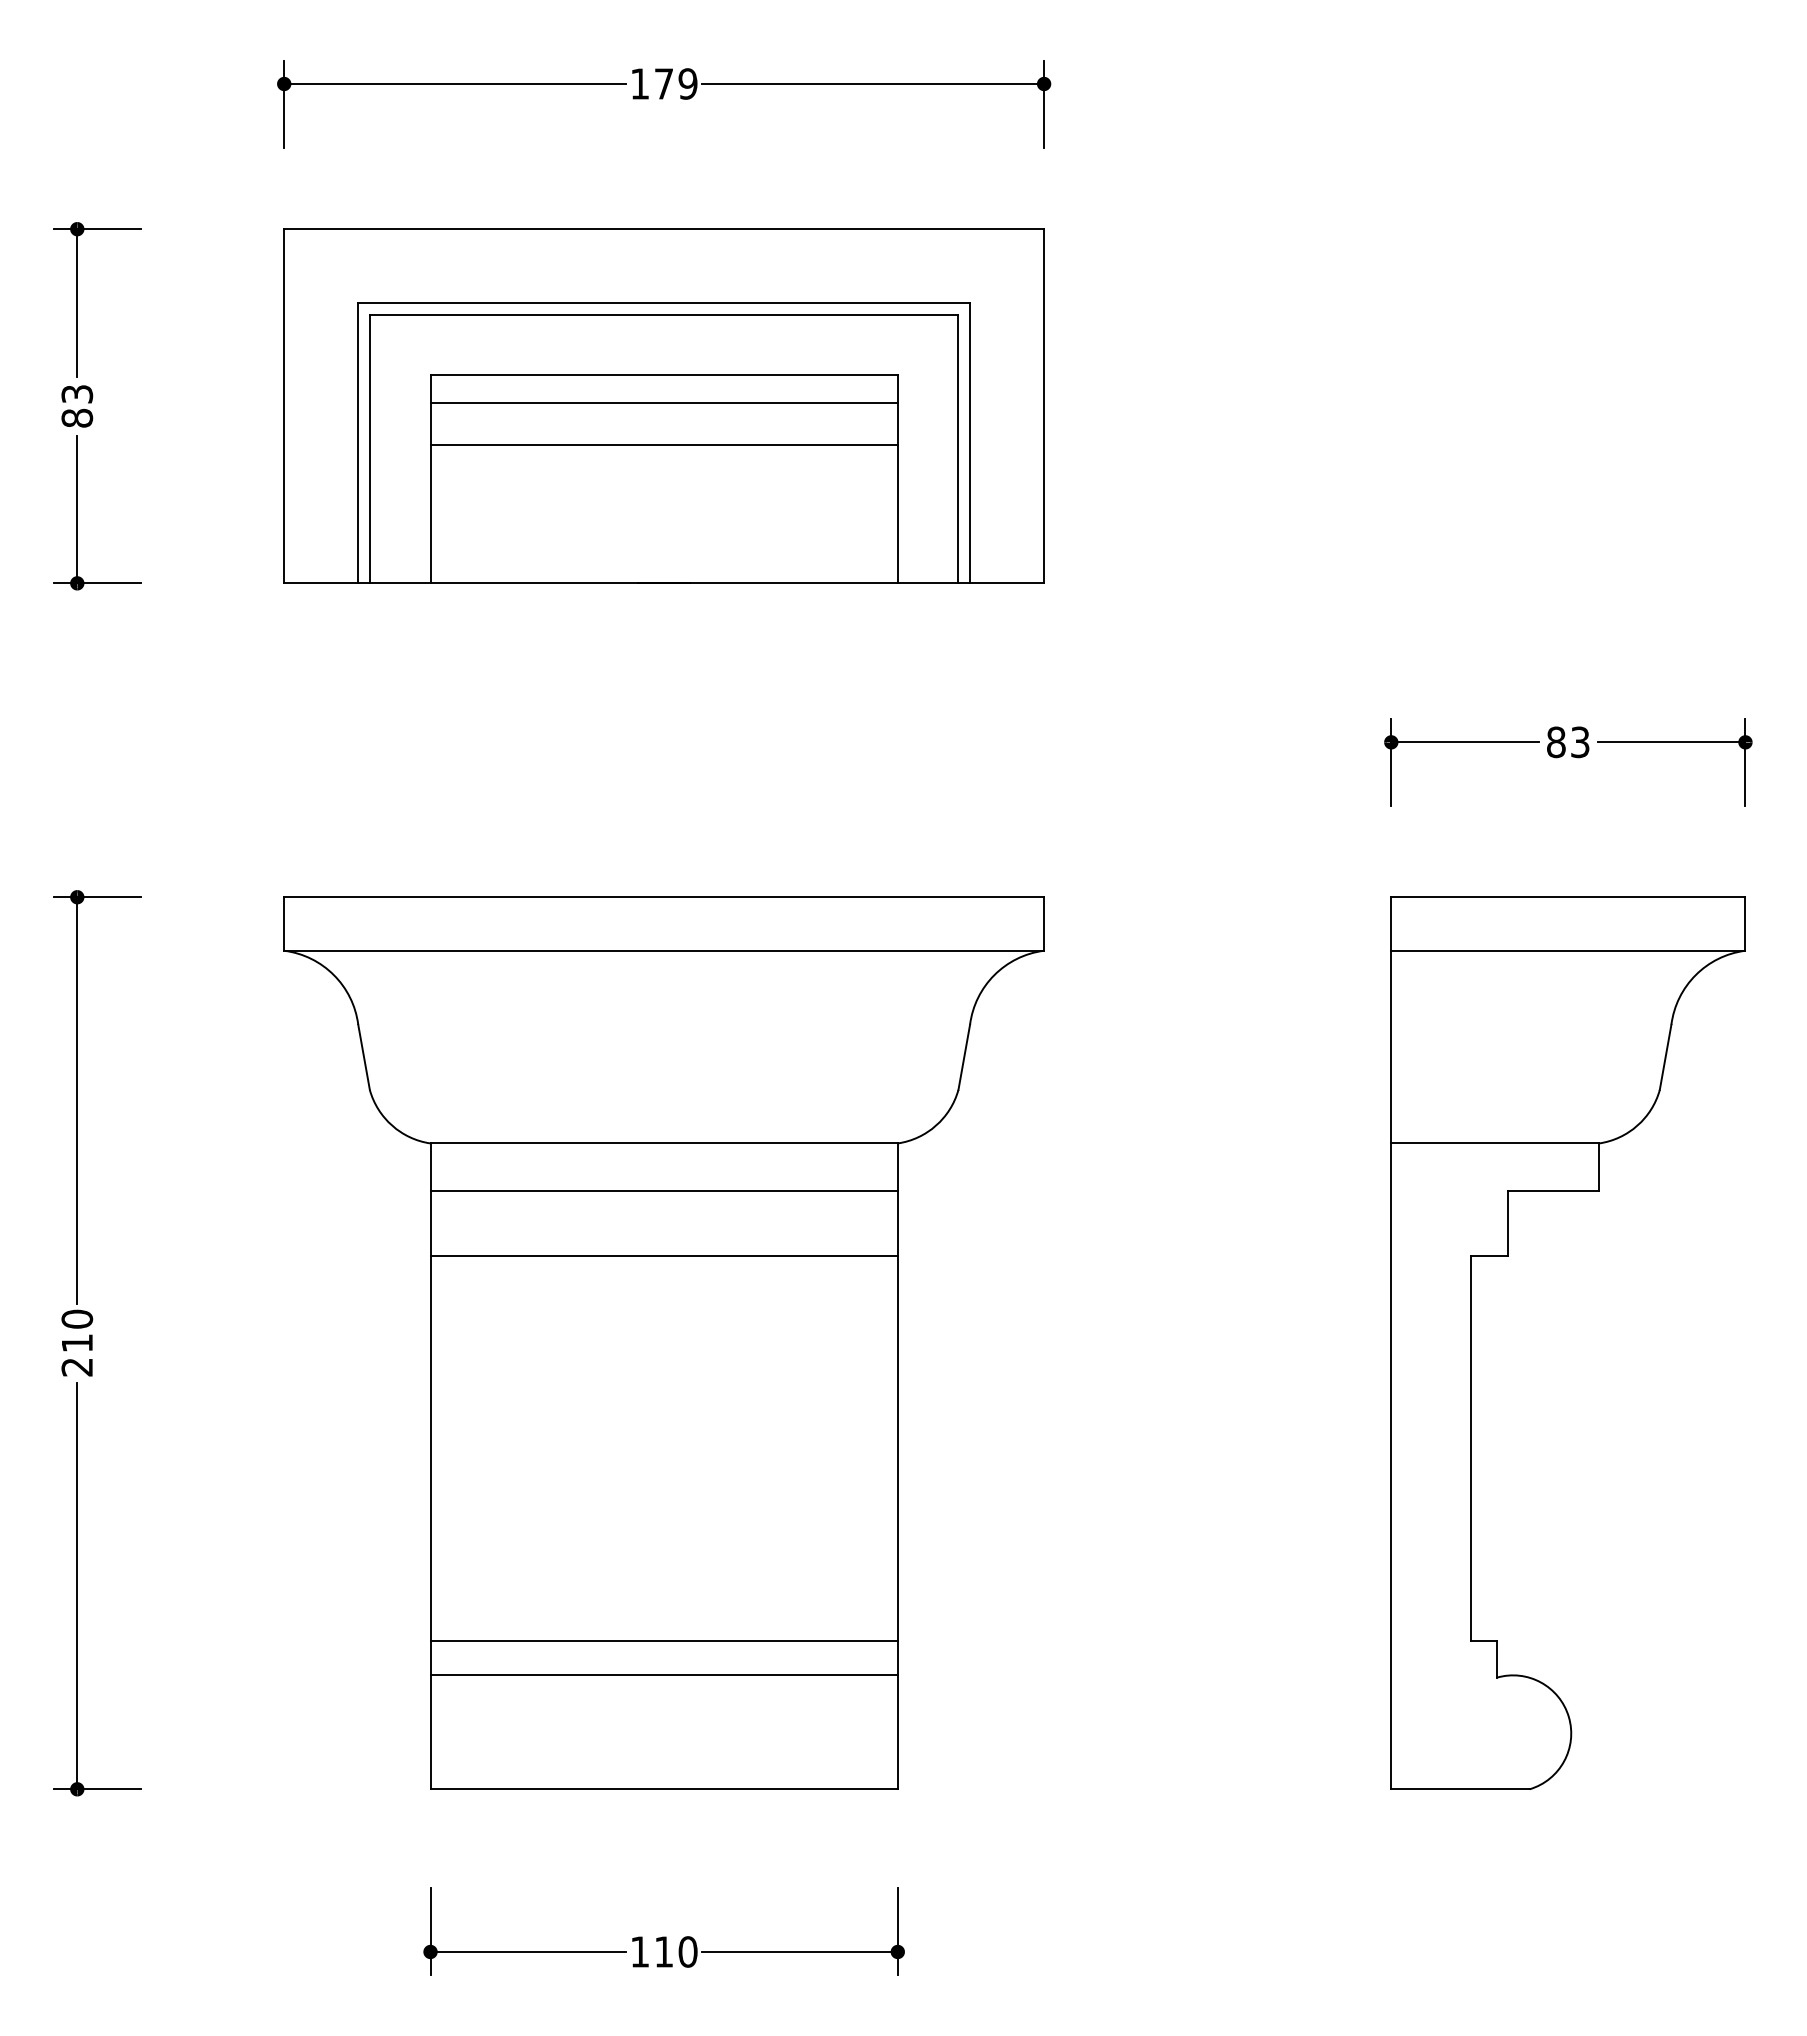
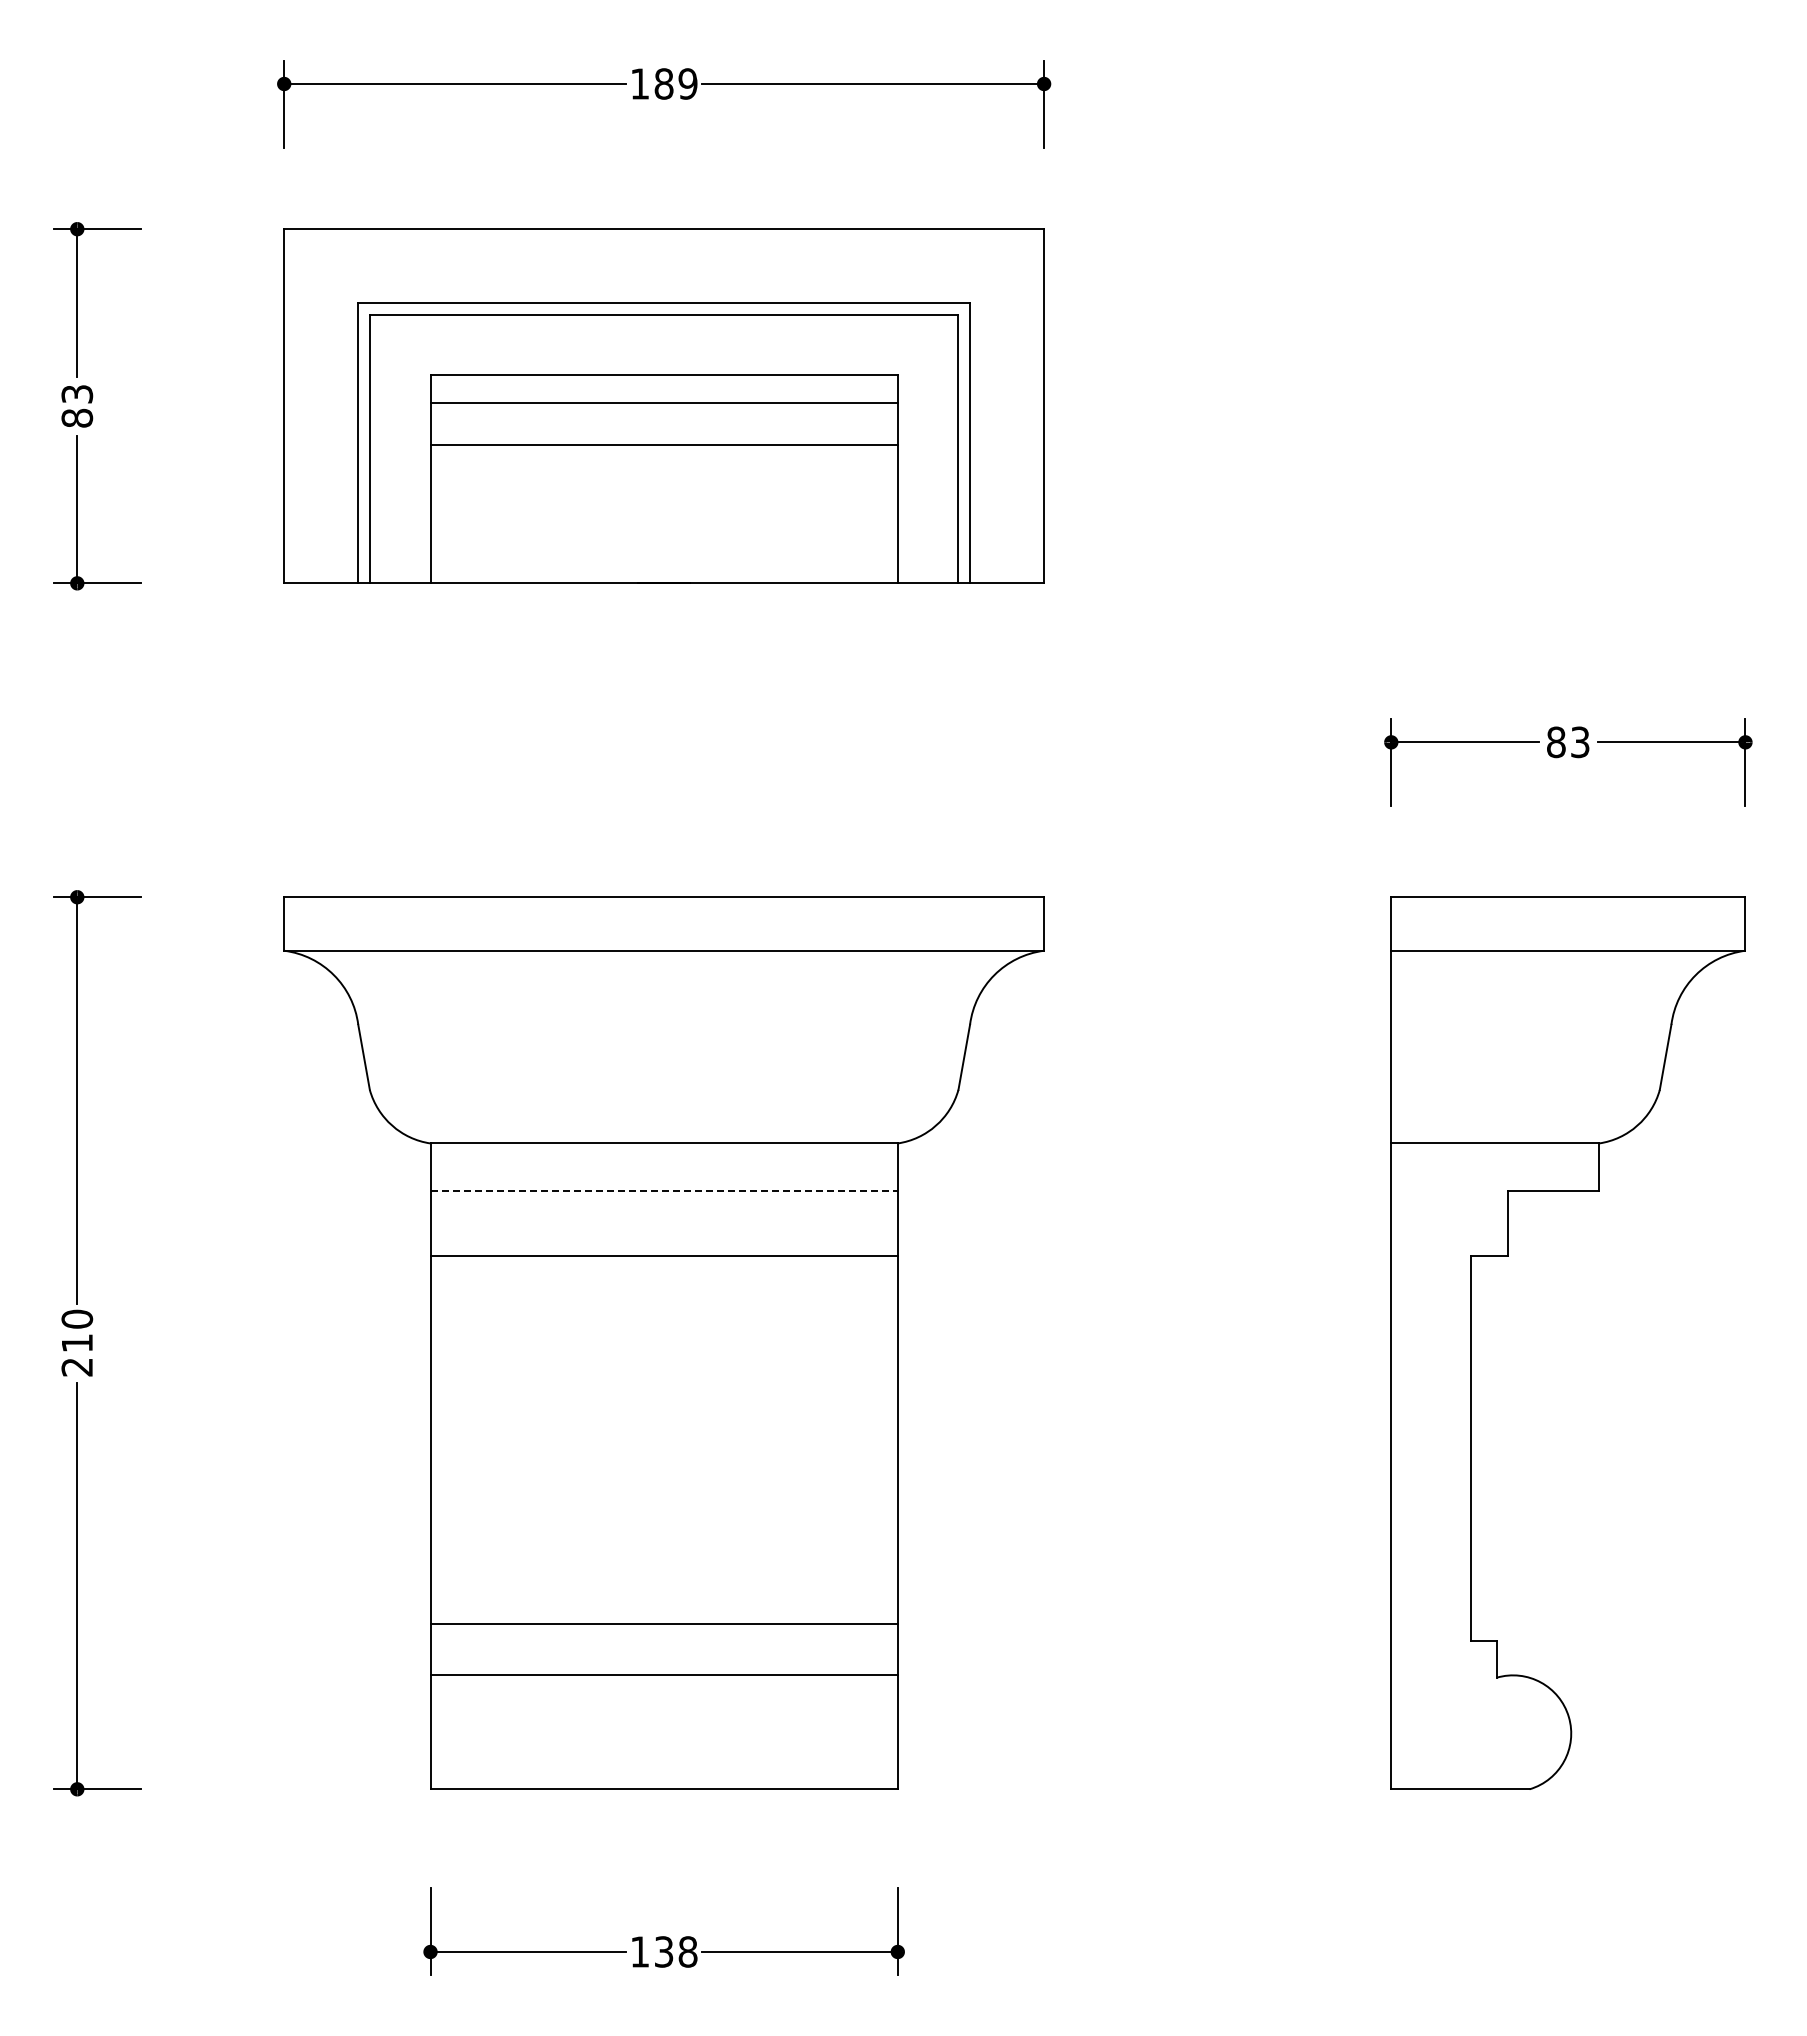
text: 179 -> 189 (663, 83)
line: solid -> dashed (664, 1190)
line position: (663, 1641) -> (663, 1624) (663, 1624)
text: 110 -> 138 (676, 1951)
